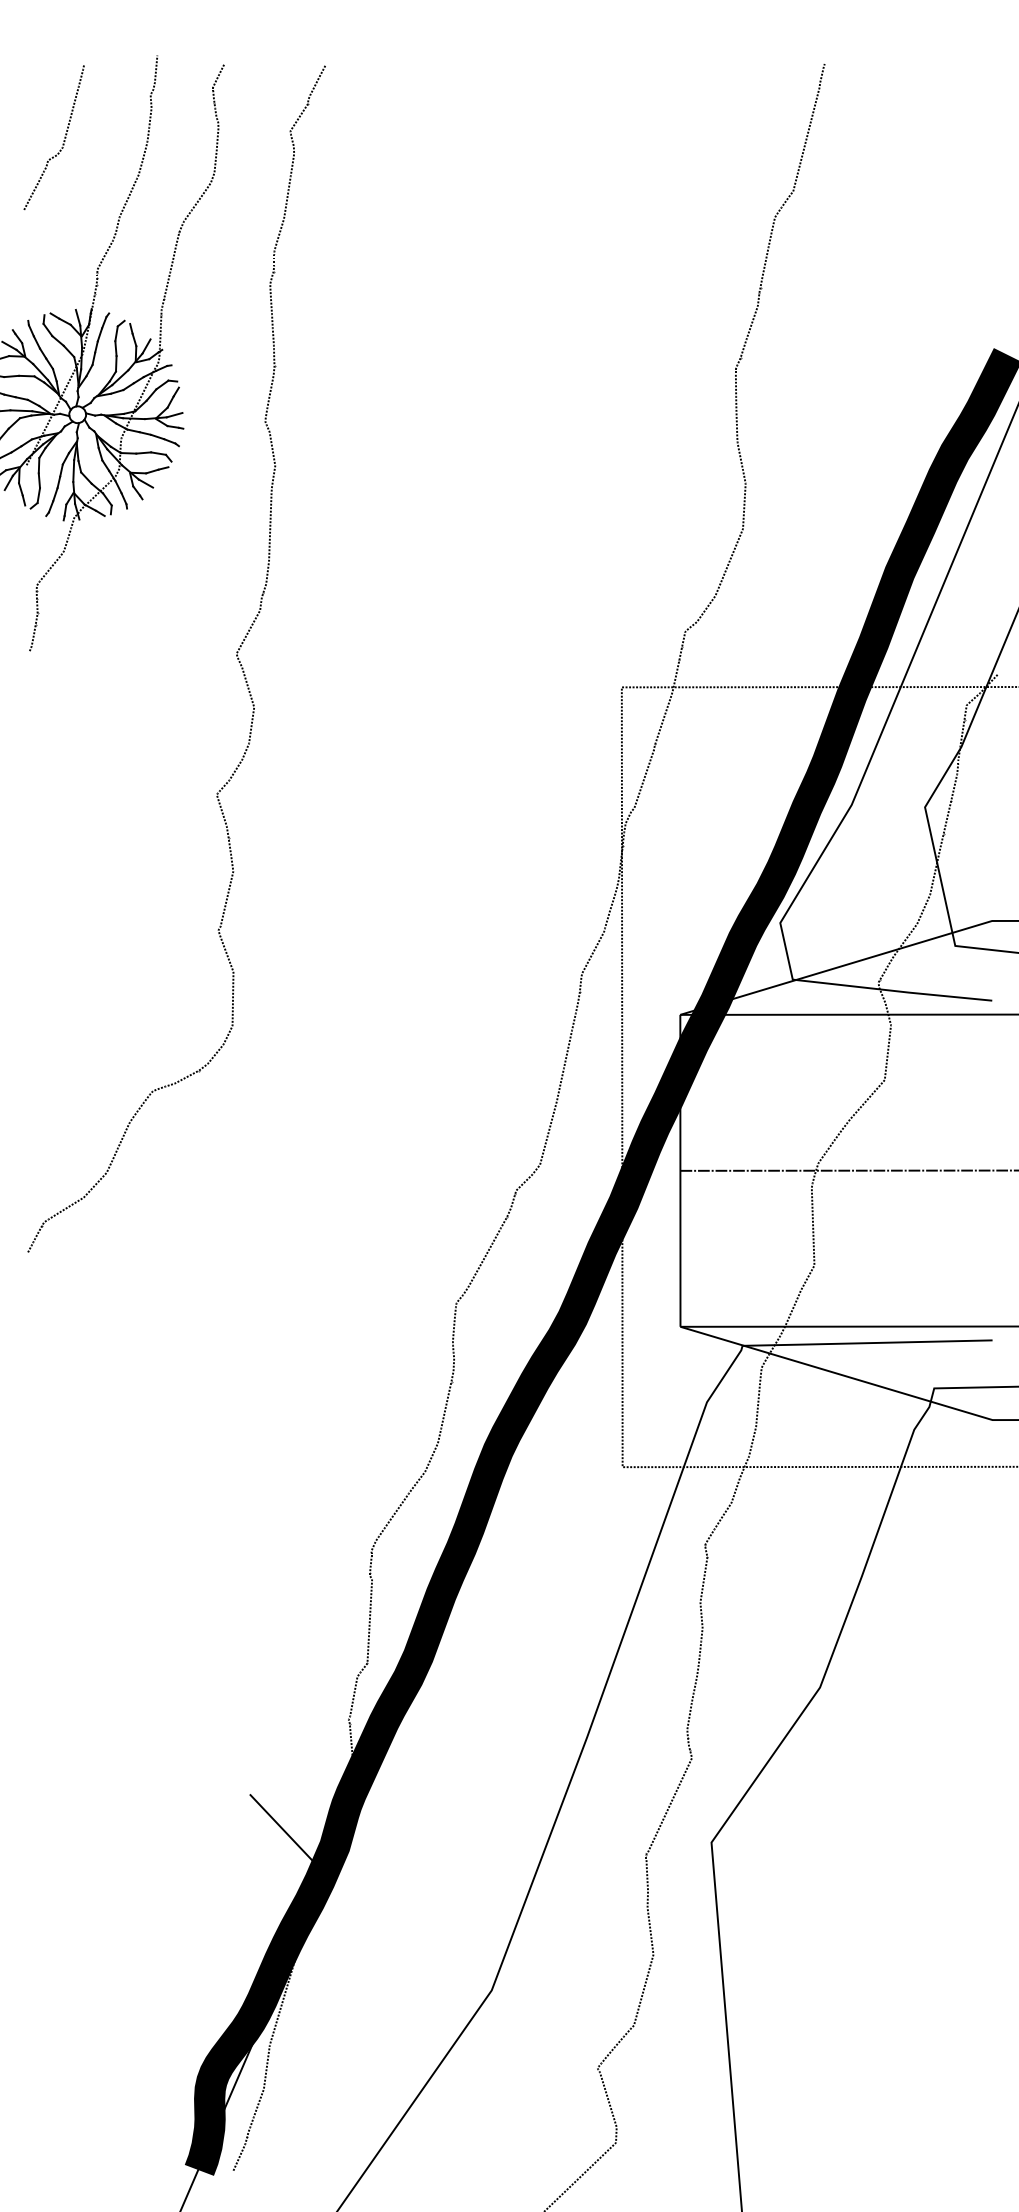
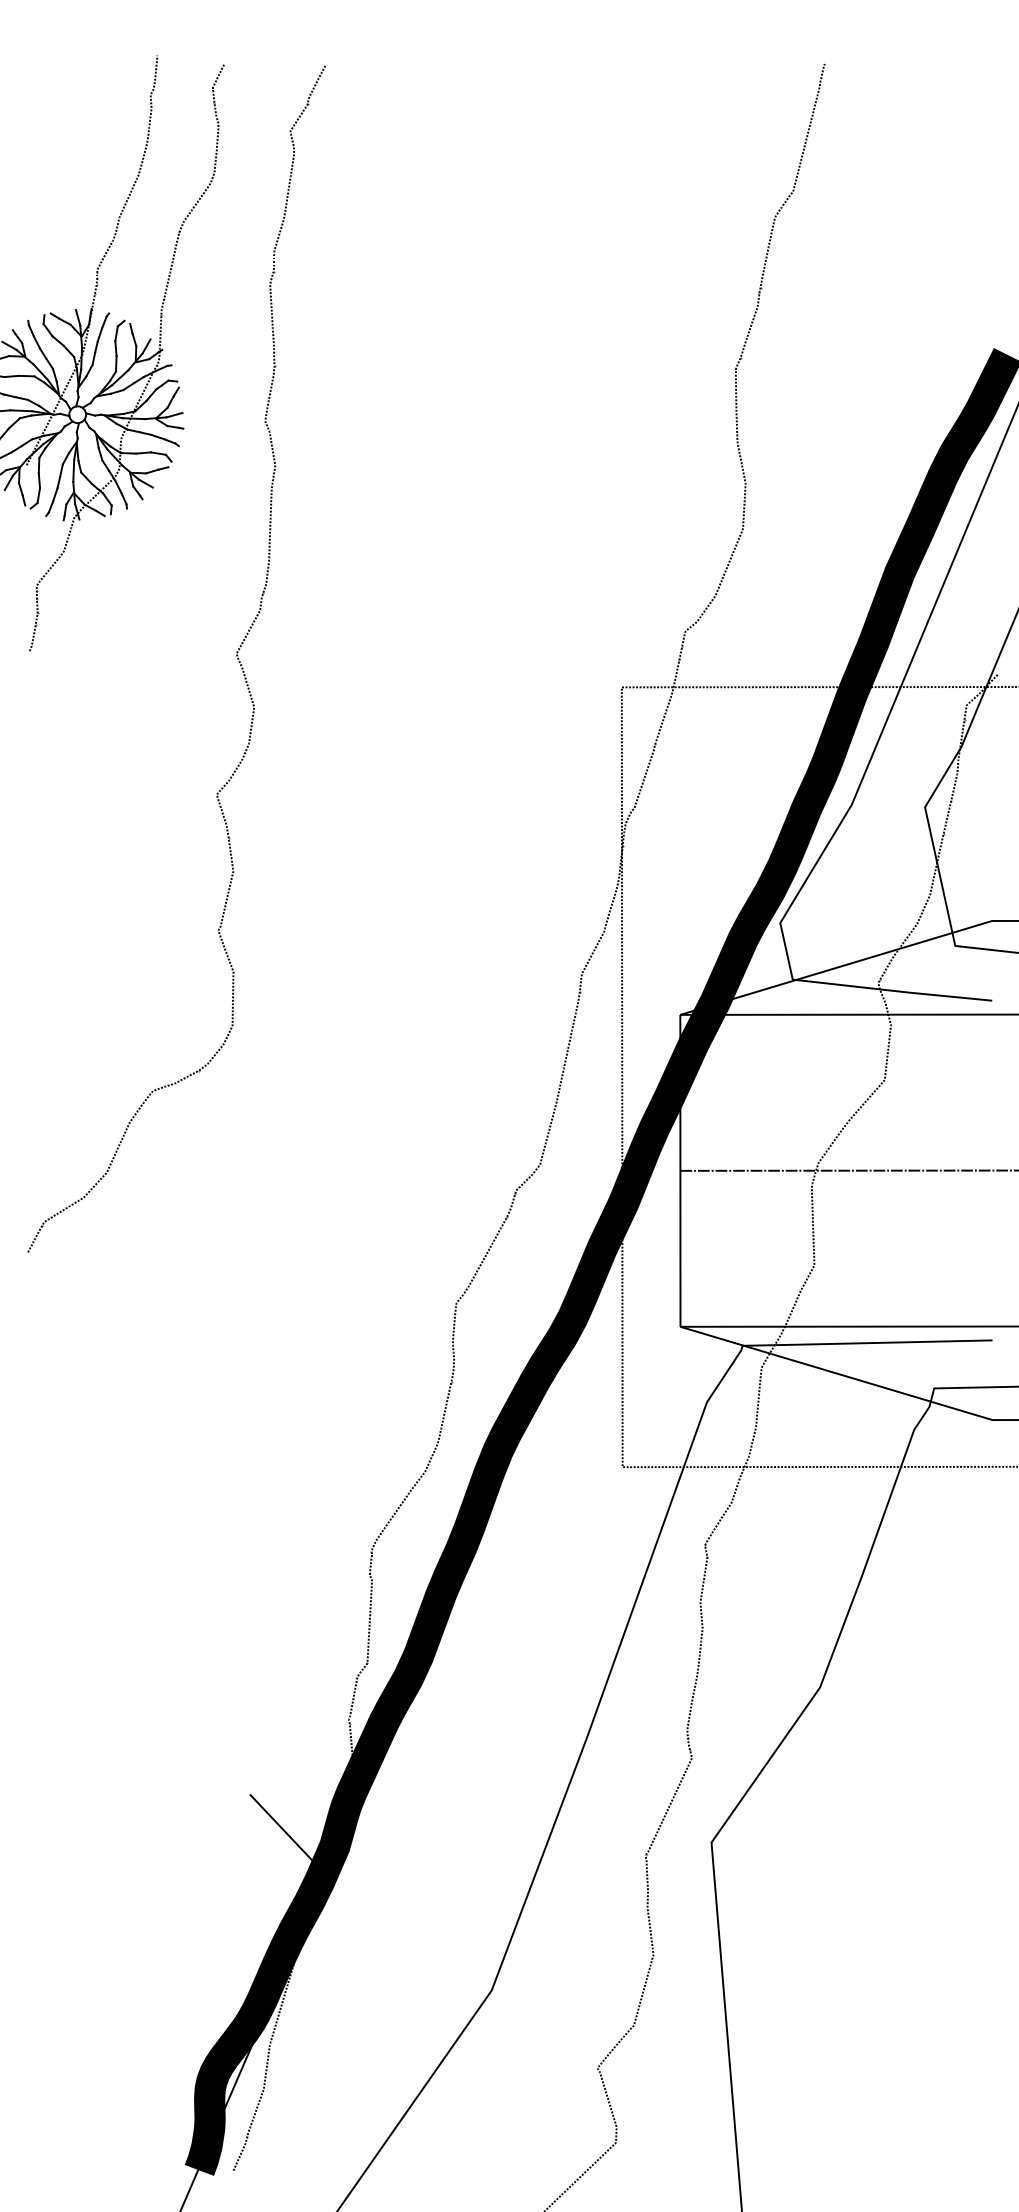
curve: present -> none (63, 140)
